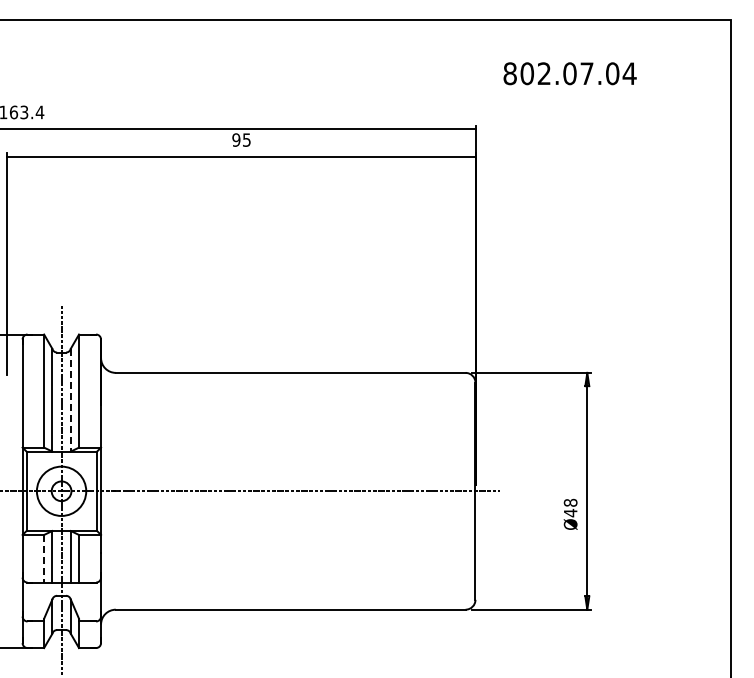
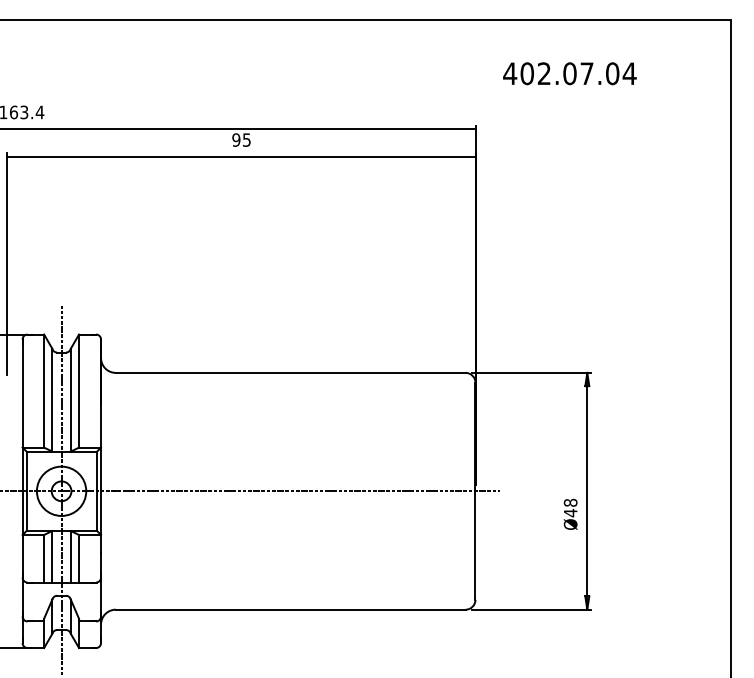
text: 802.07.04 -> 402.07.04 (510, 73)
line: dashed -> solid (70, 400)
line: dashed -> solid (44, 558)
